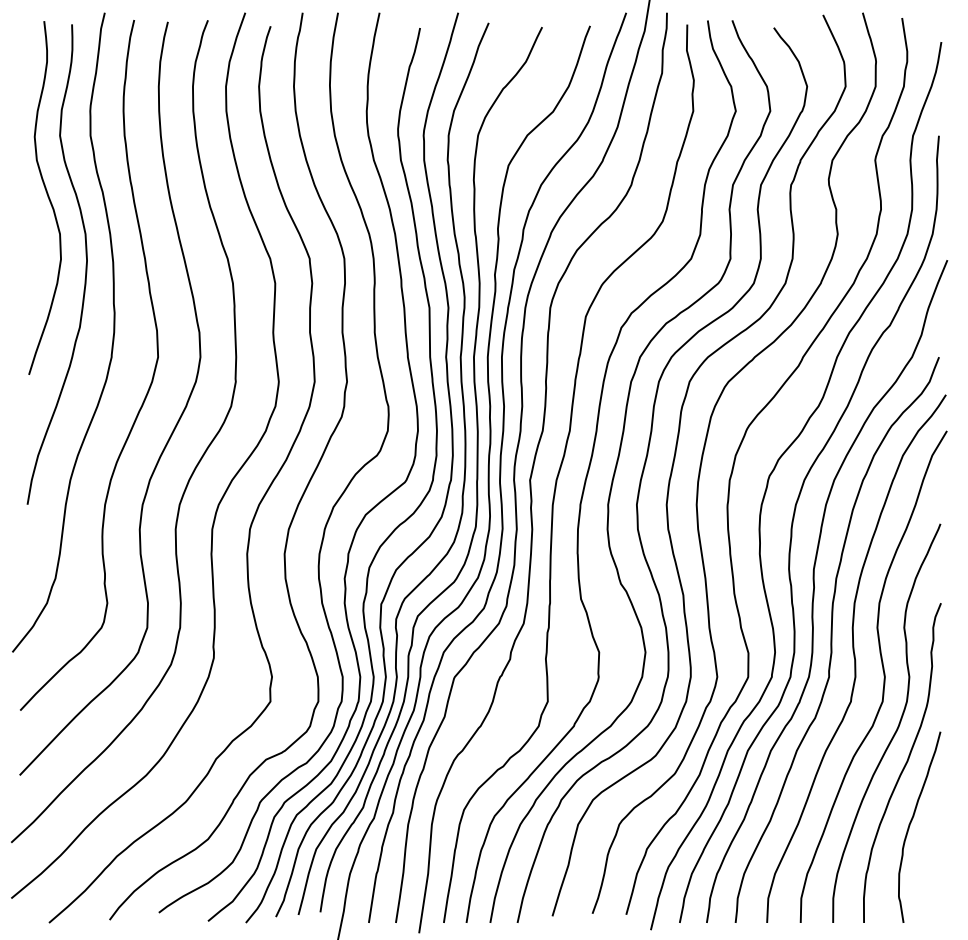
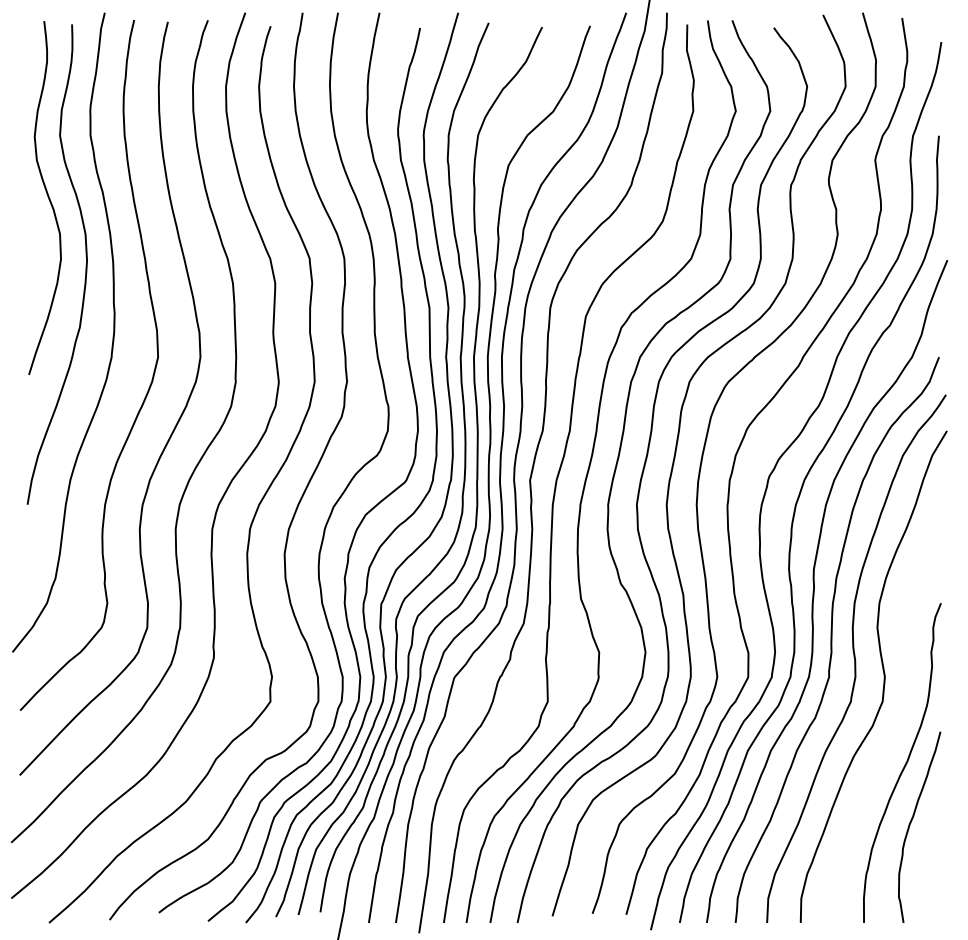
curve: present -> none (896, 728)
